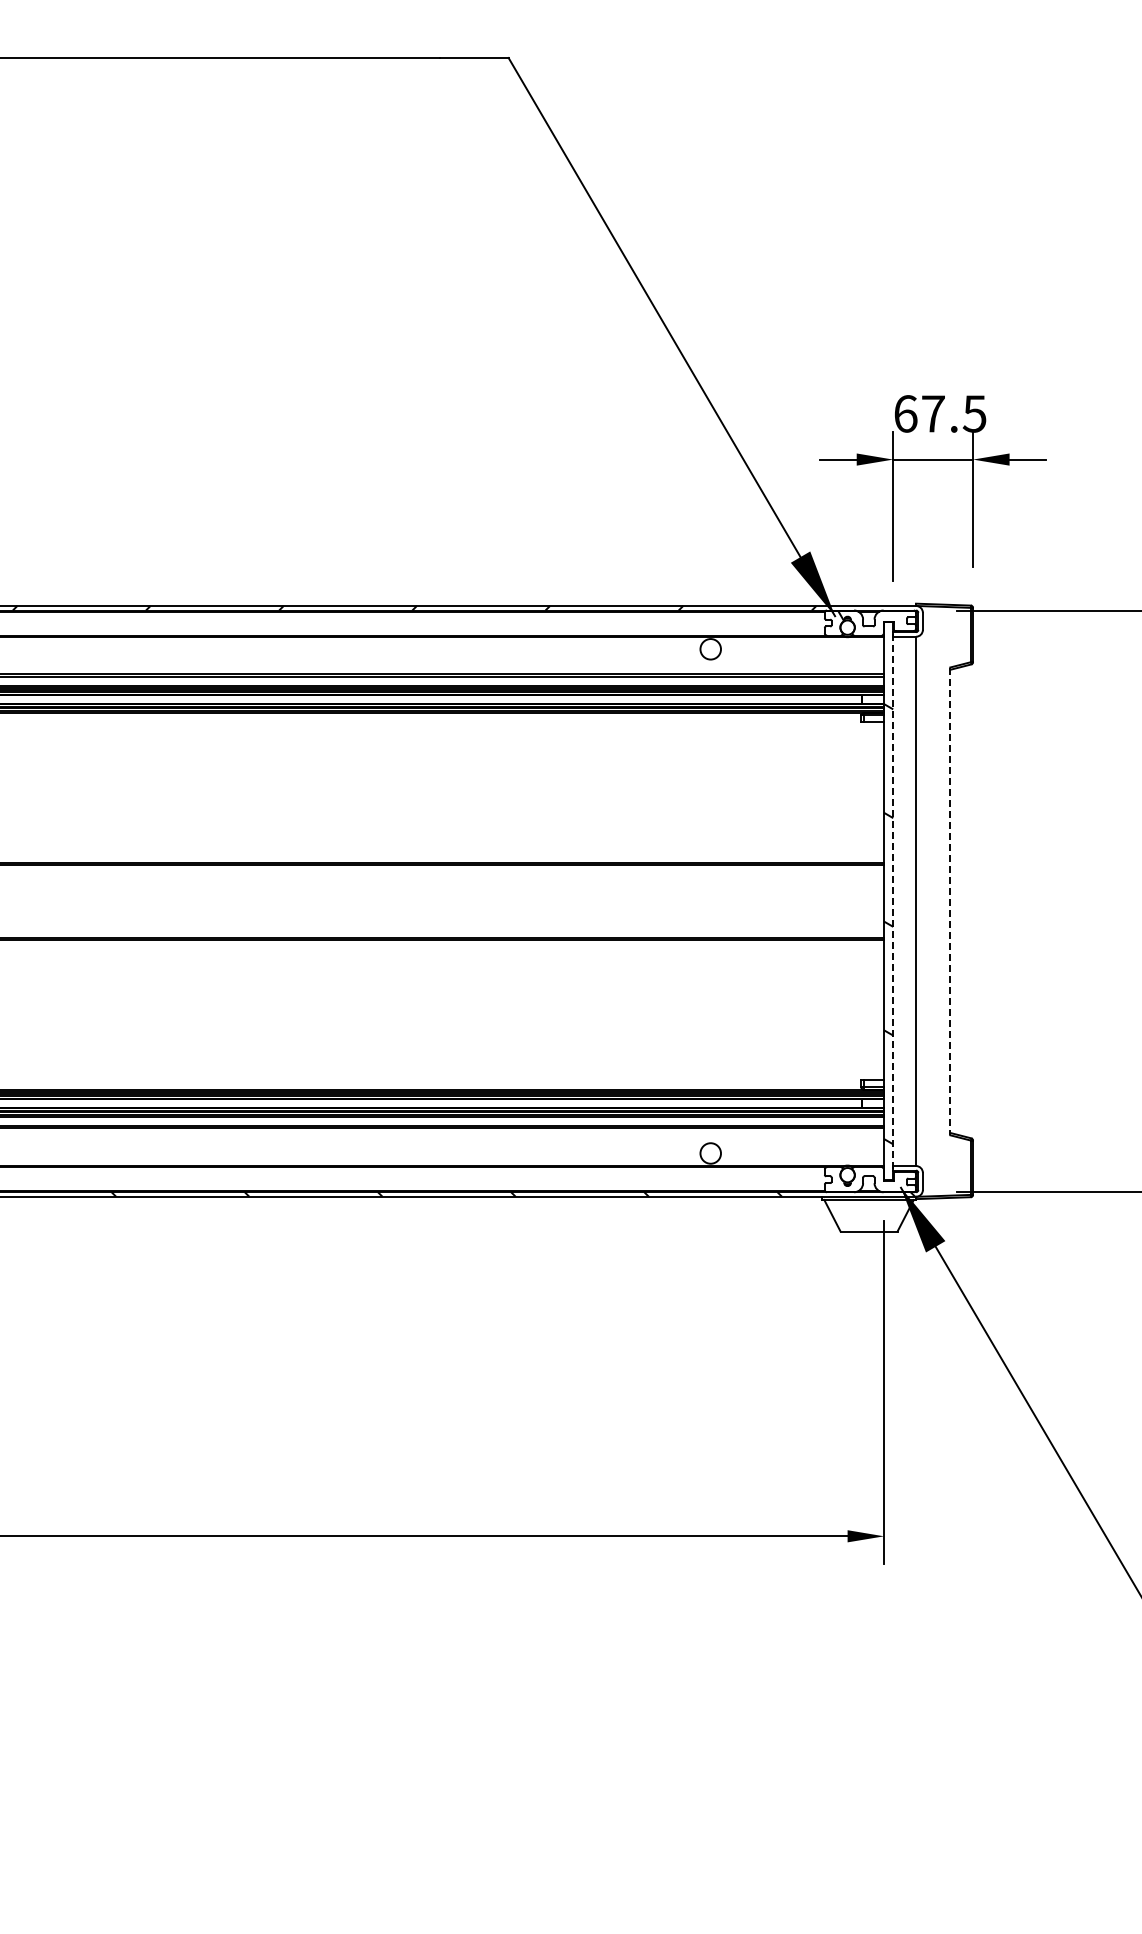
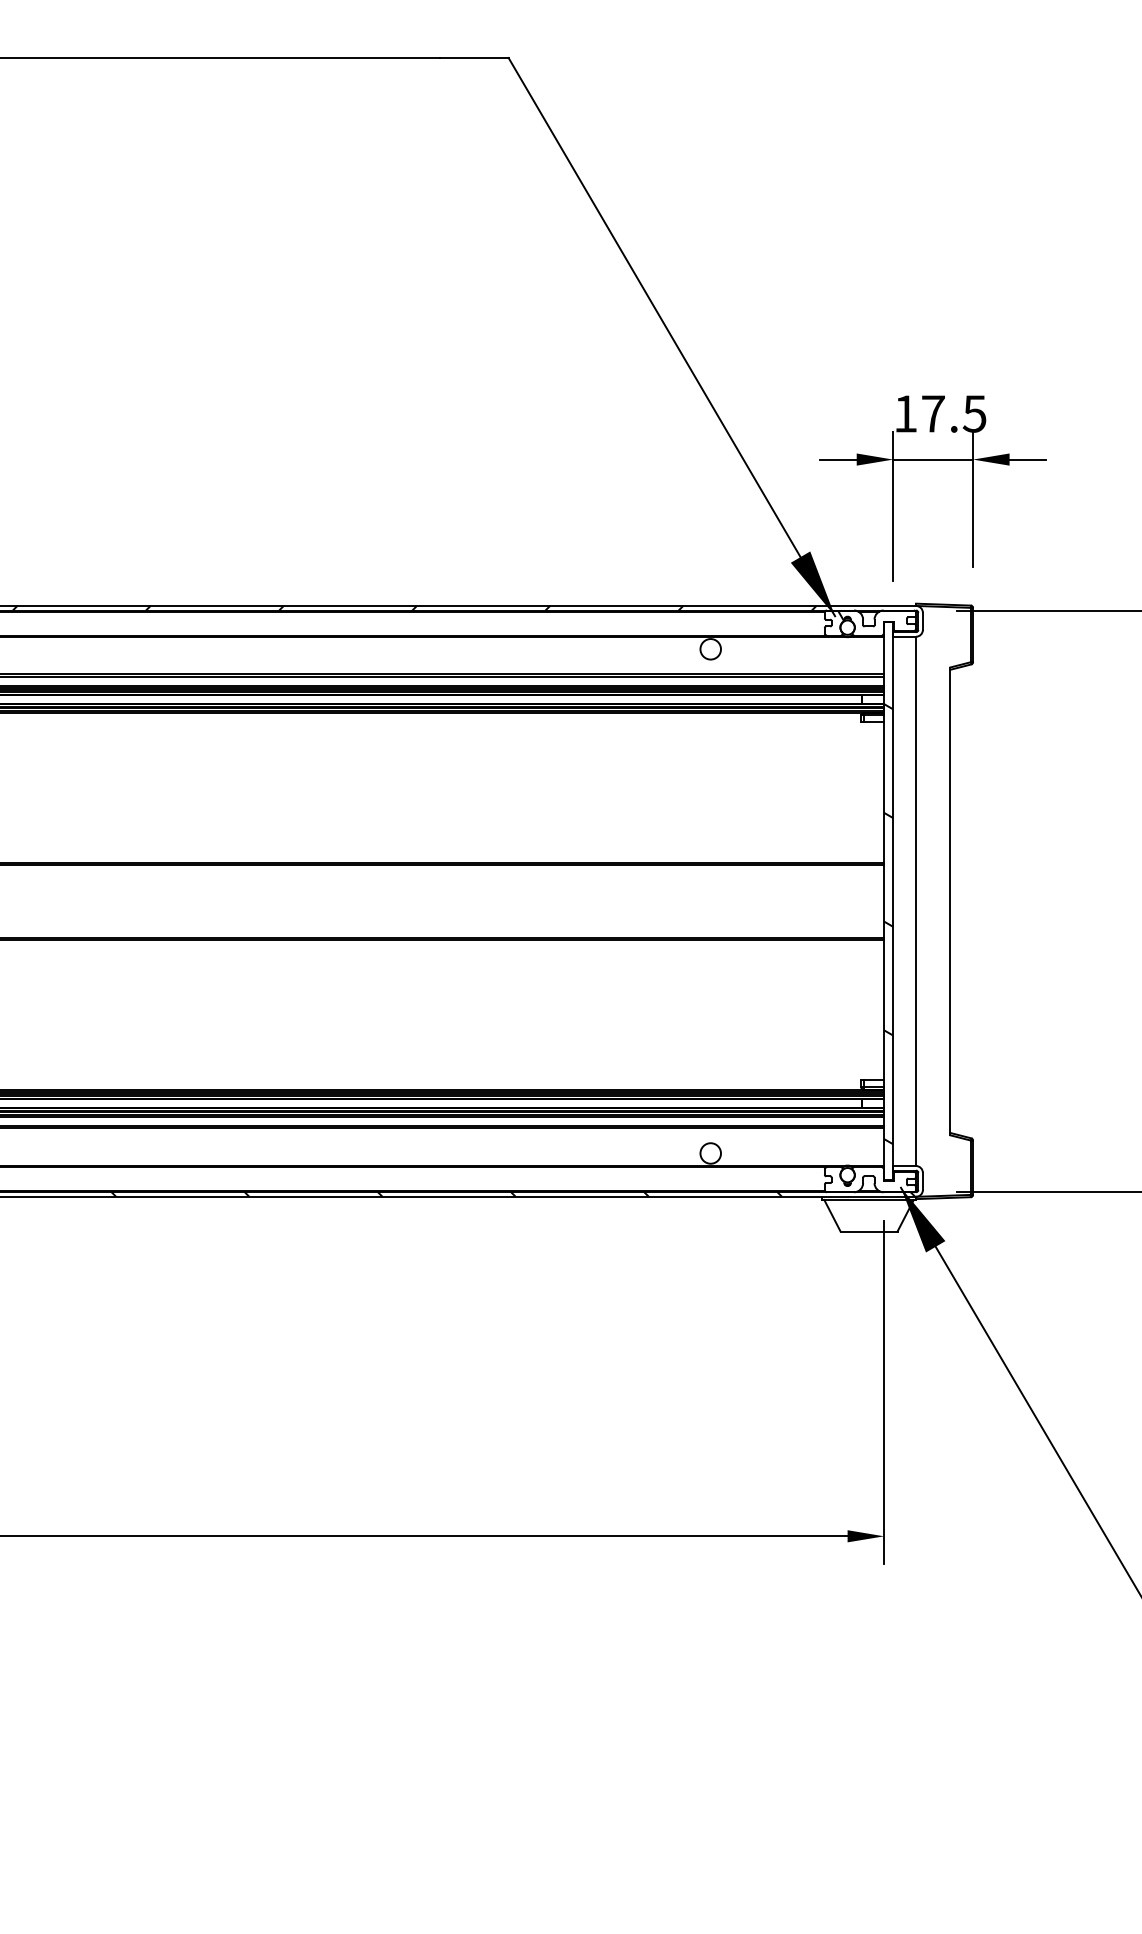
text: 67.5 -> 17.5 (905, 413)
line: dashed -> solid (893, 900)
line: dashed -> solid (950, 901)
